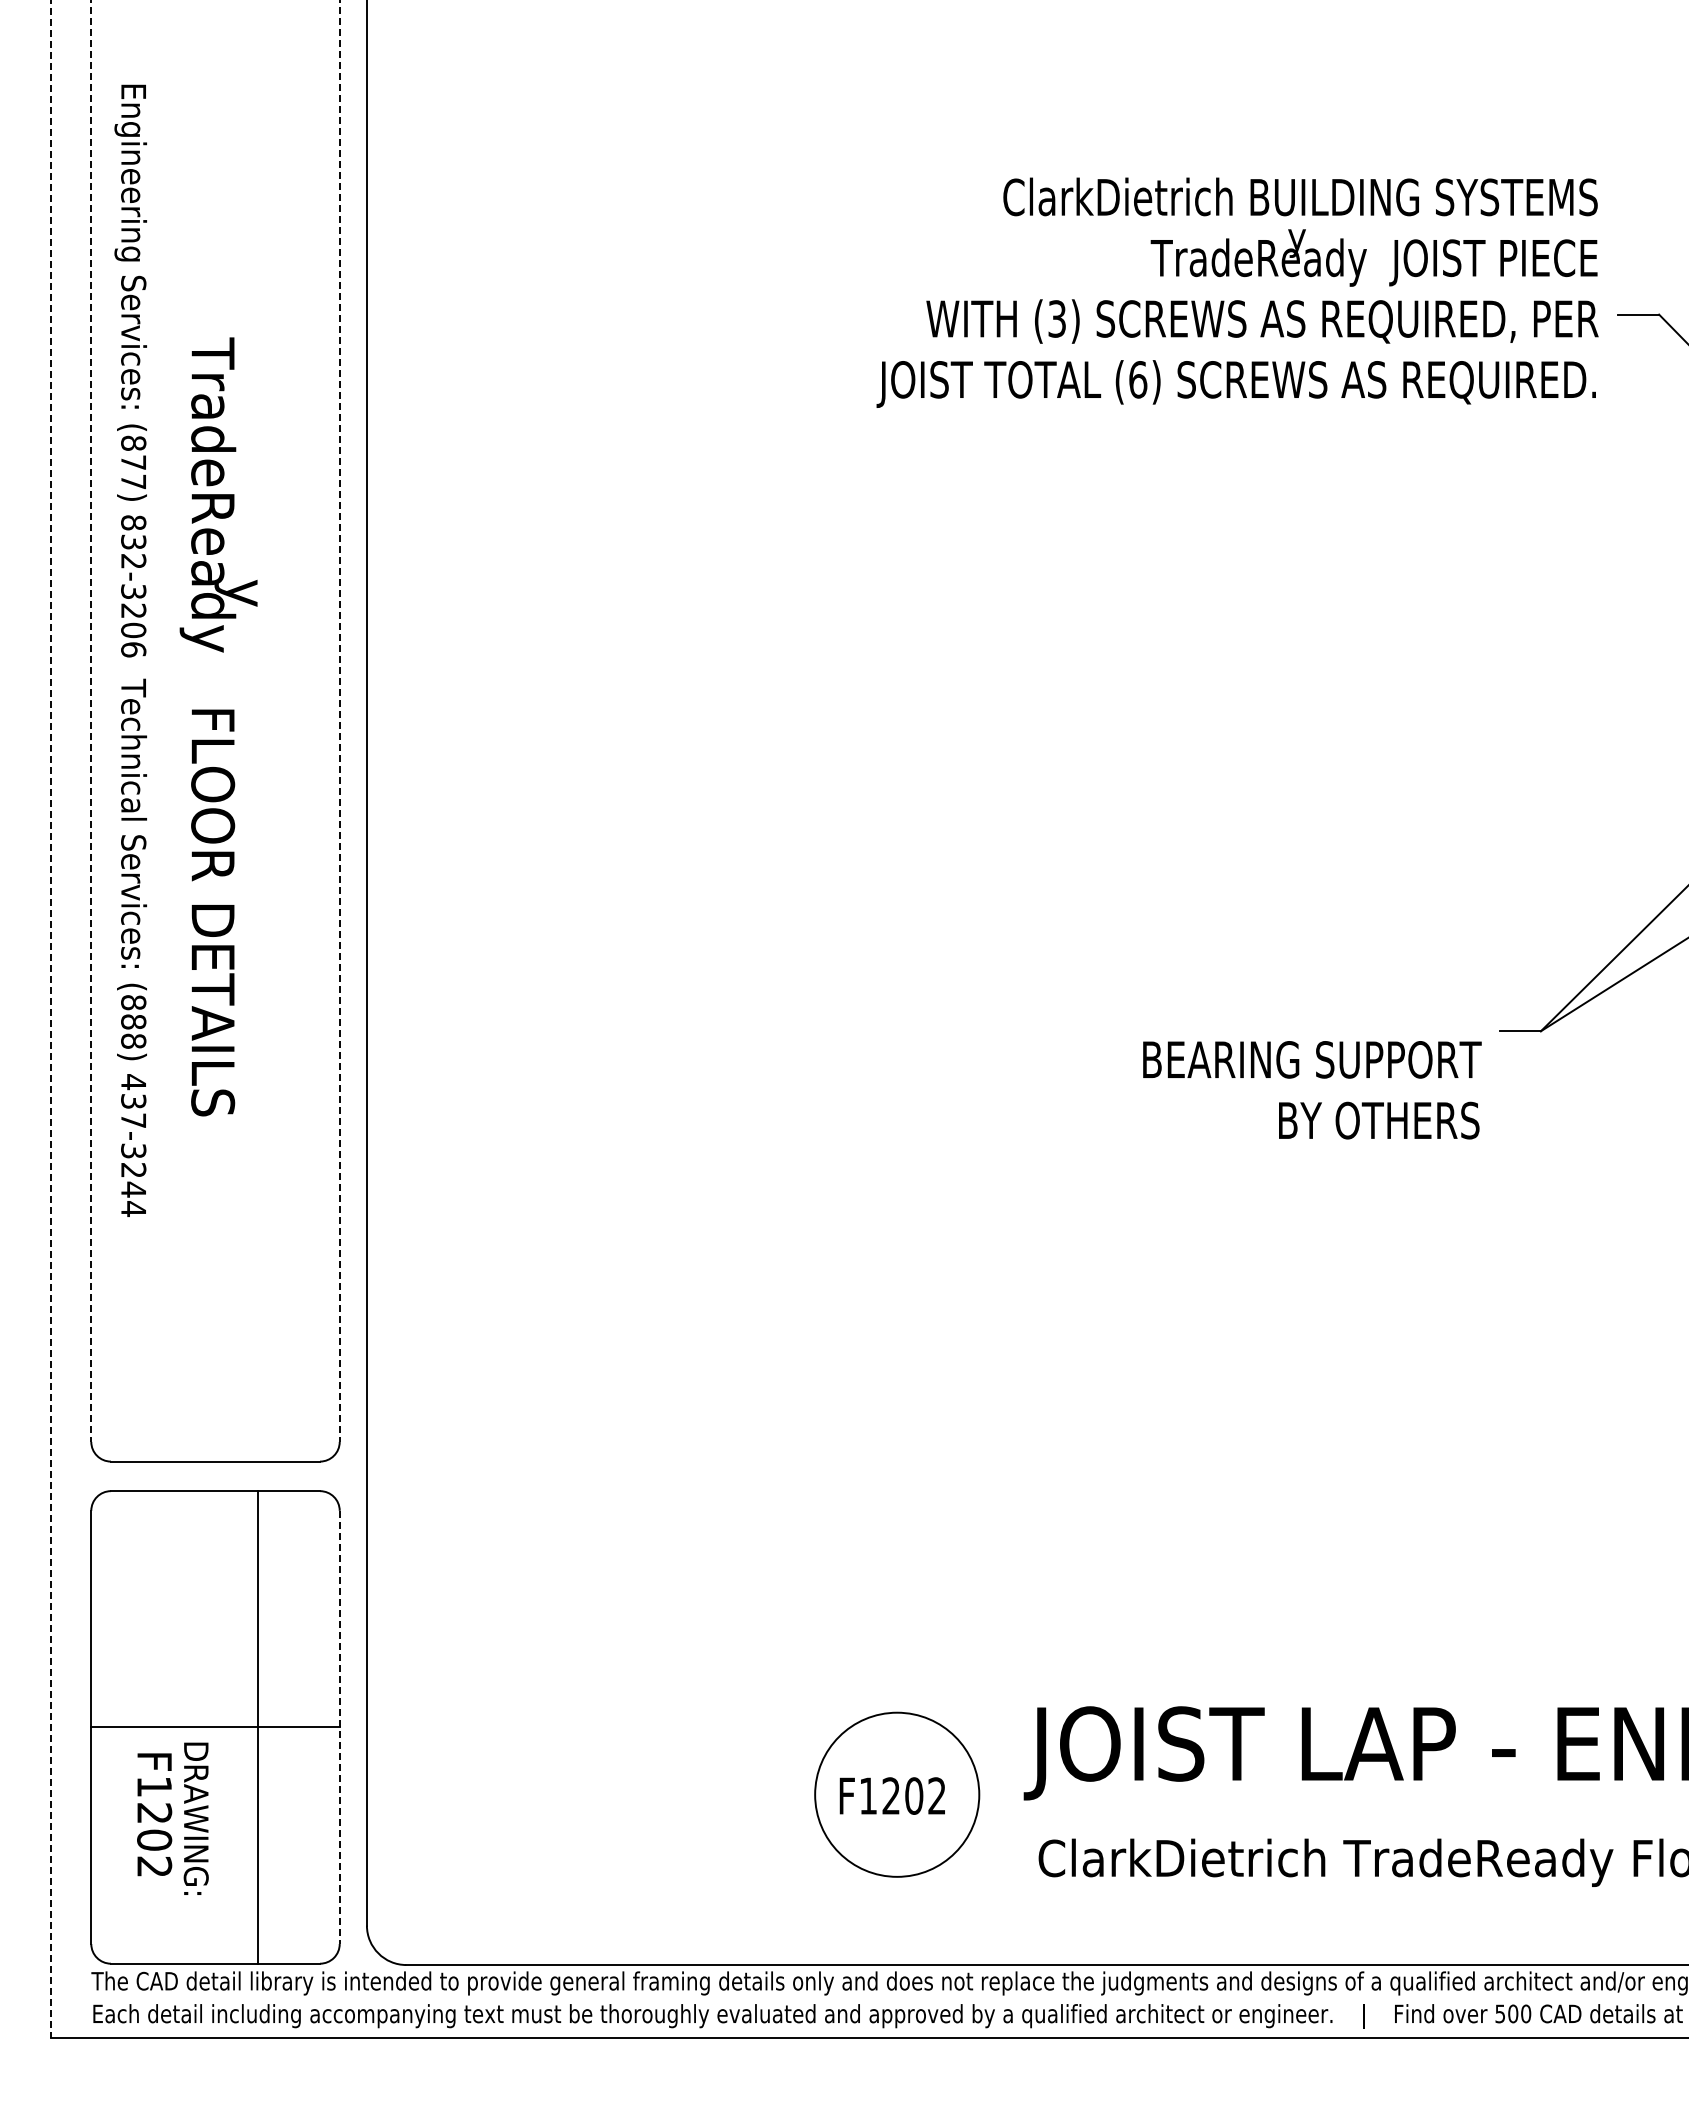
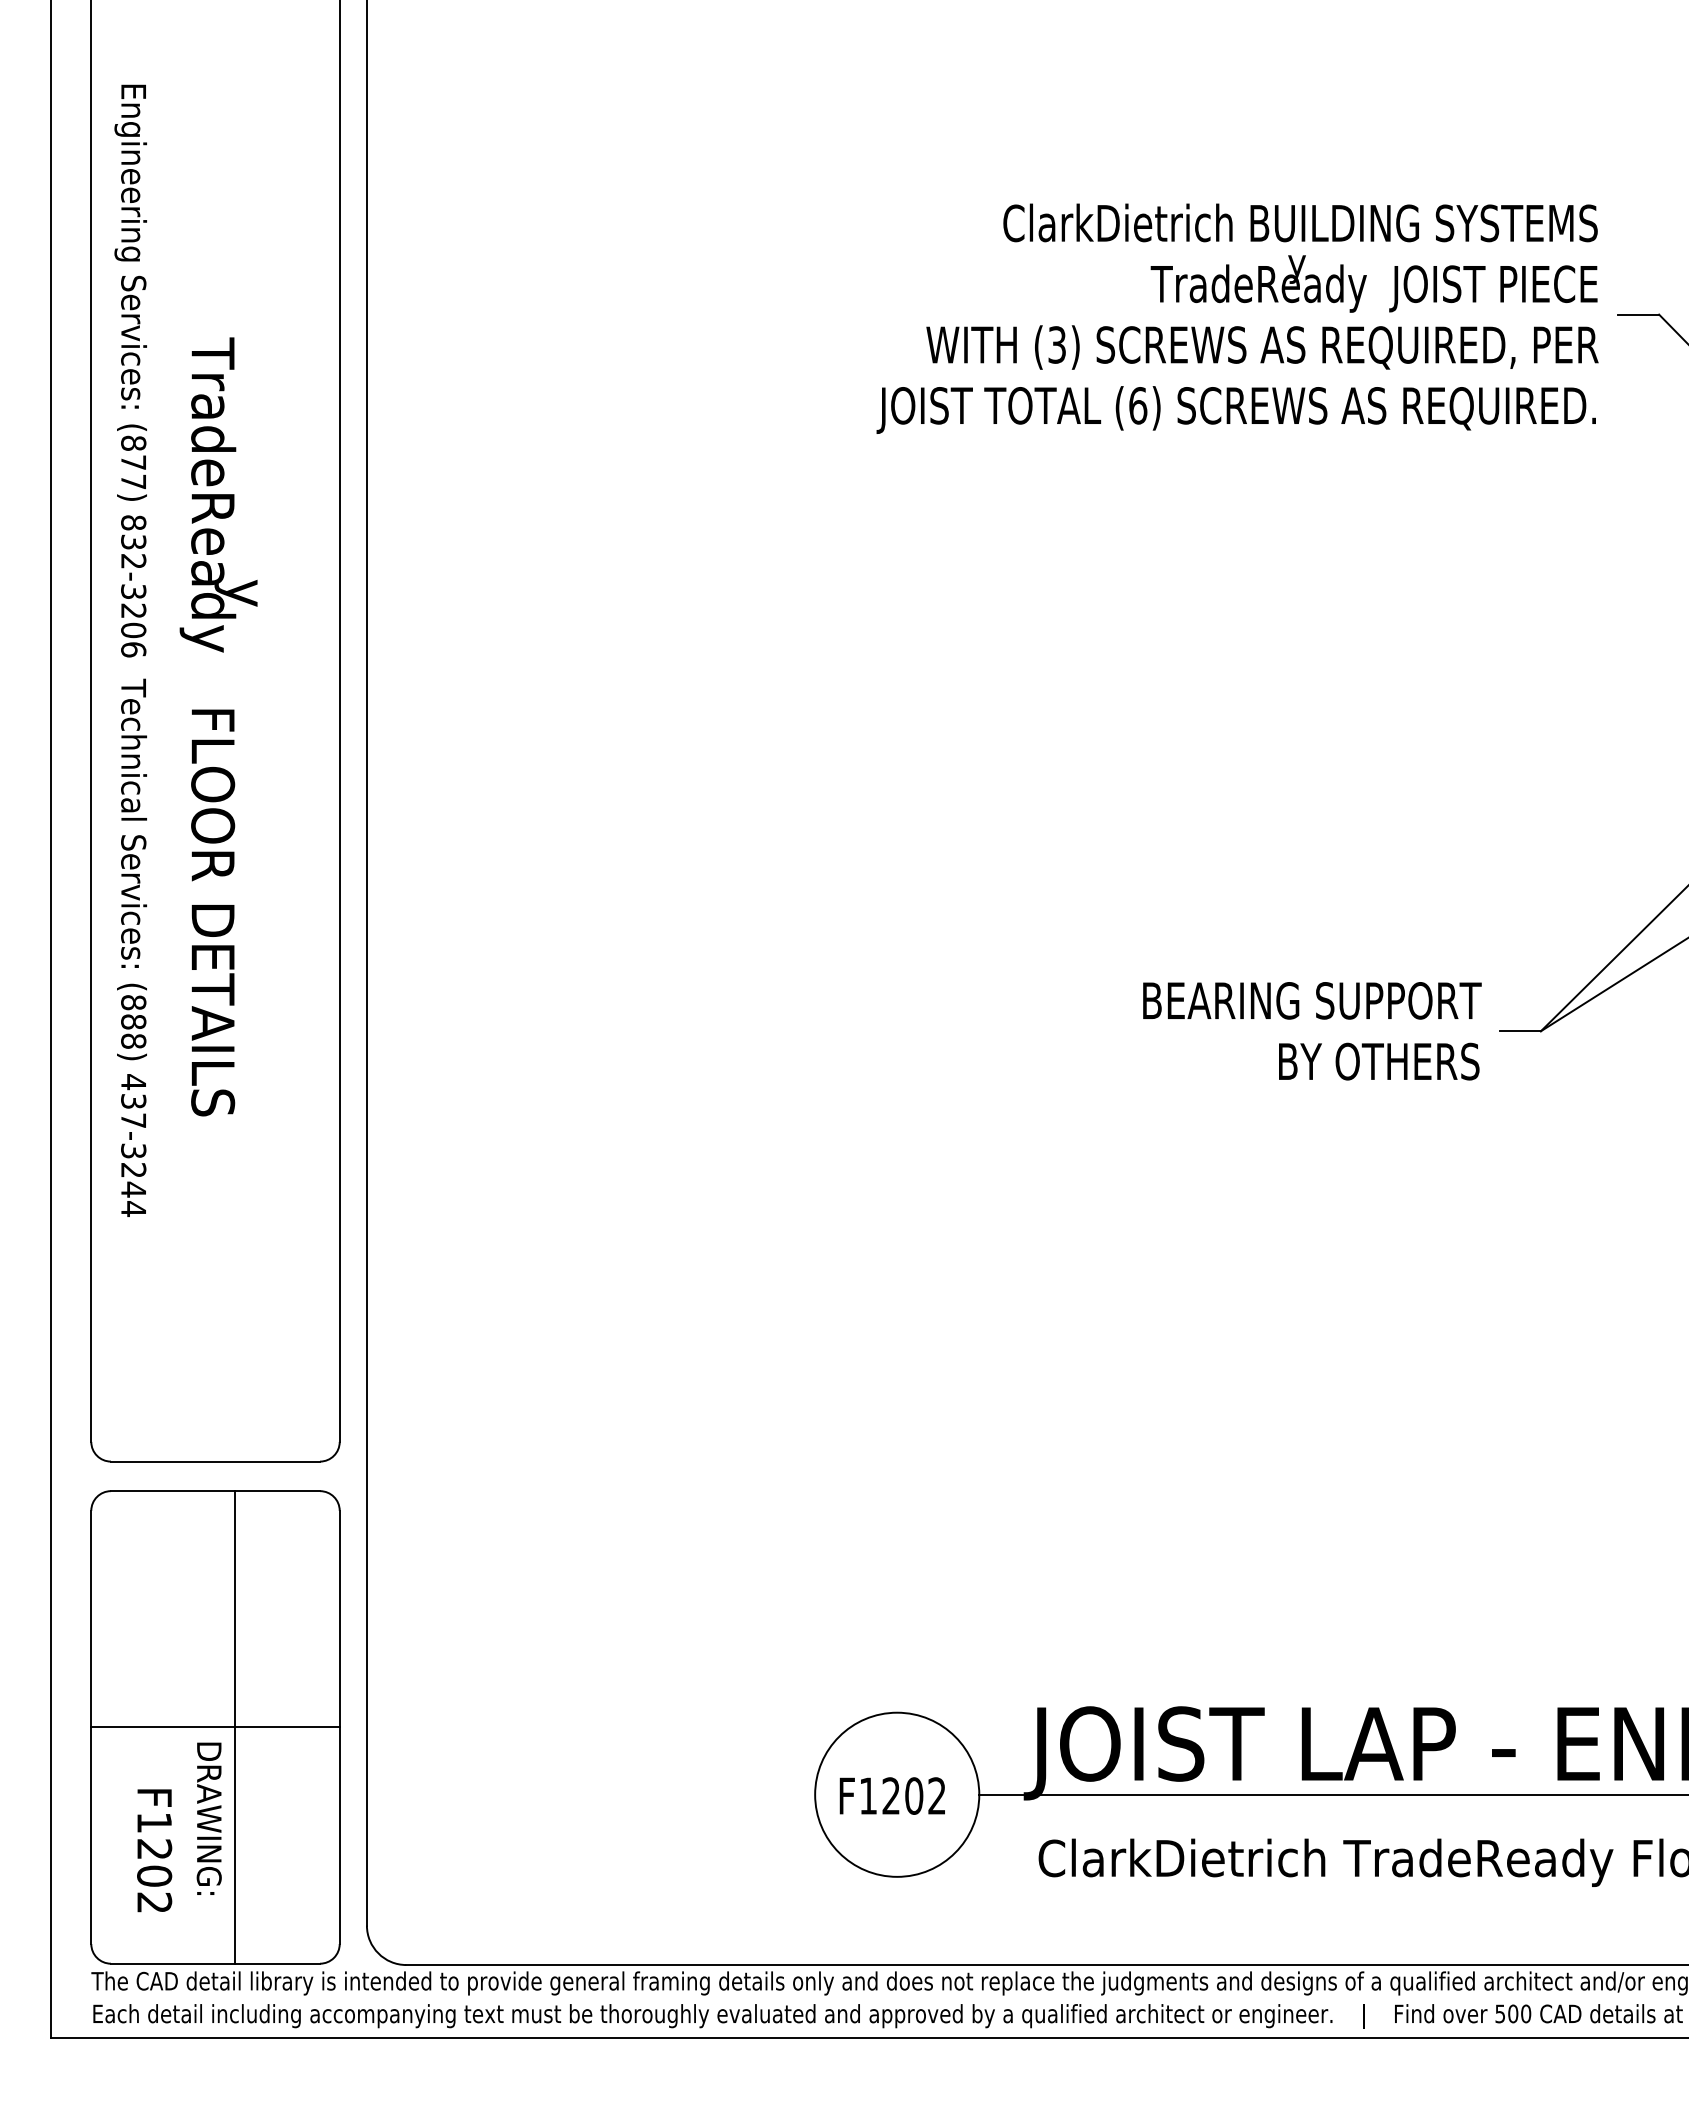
text position: (1237, 292) -> (1237, 318) (1237, 318)
line: dashed -> solid (91, 720)
line: dashed -> solid (339, 720)
line: dashed -> solid (50, 1019)
text position: (1312, 1090) -> (1312, 1031) (1312, 1031)
line position: (258, 1727) -> (235, 1727) (235, 1727)
line: dashed -> solid (339, 1727)
line: none -> present (1332, 1794)
text position: (154, 1814) -> (154, 1850) (154, 1850)
text position: (195, 1818) -> (208, 1818) (208, 1818)
